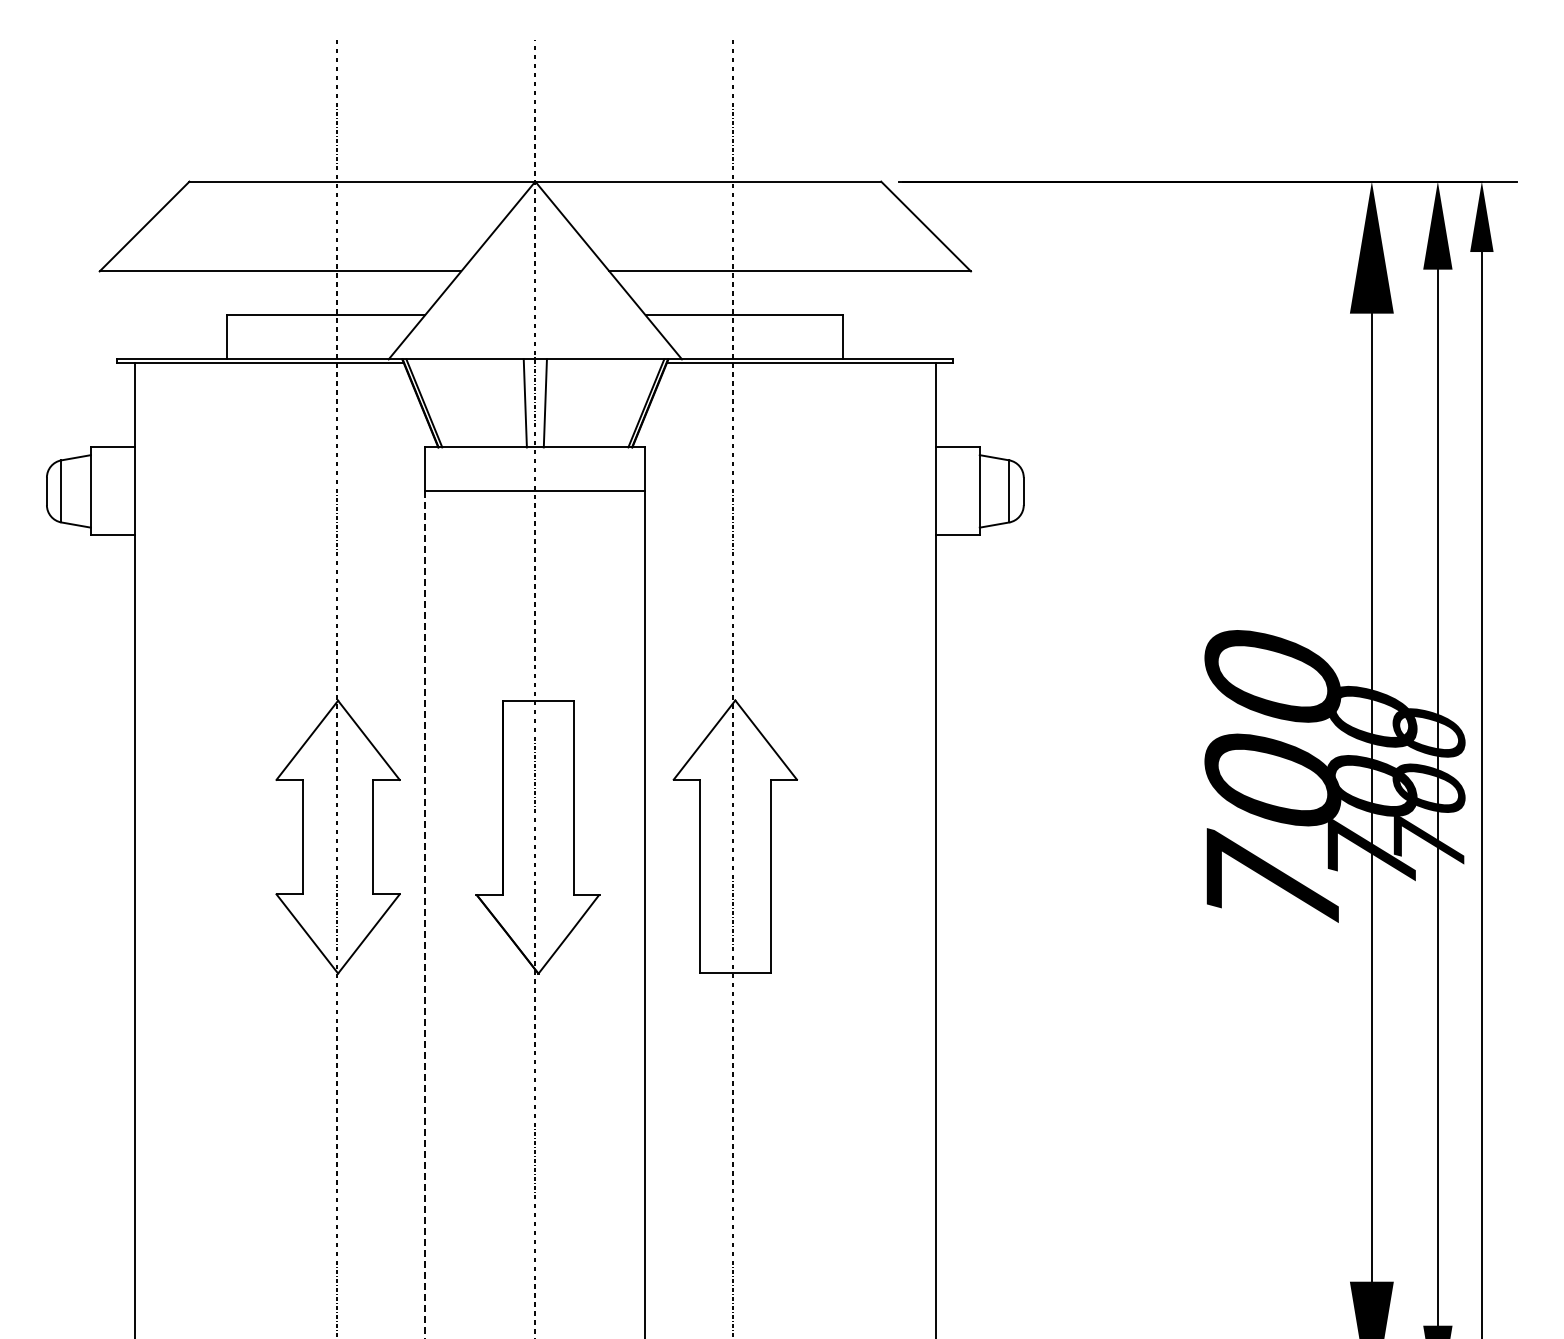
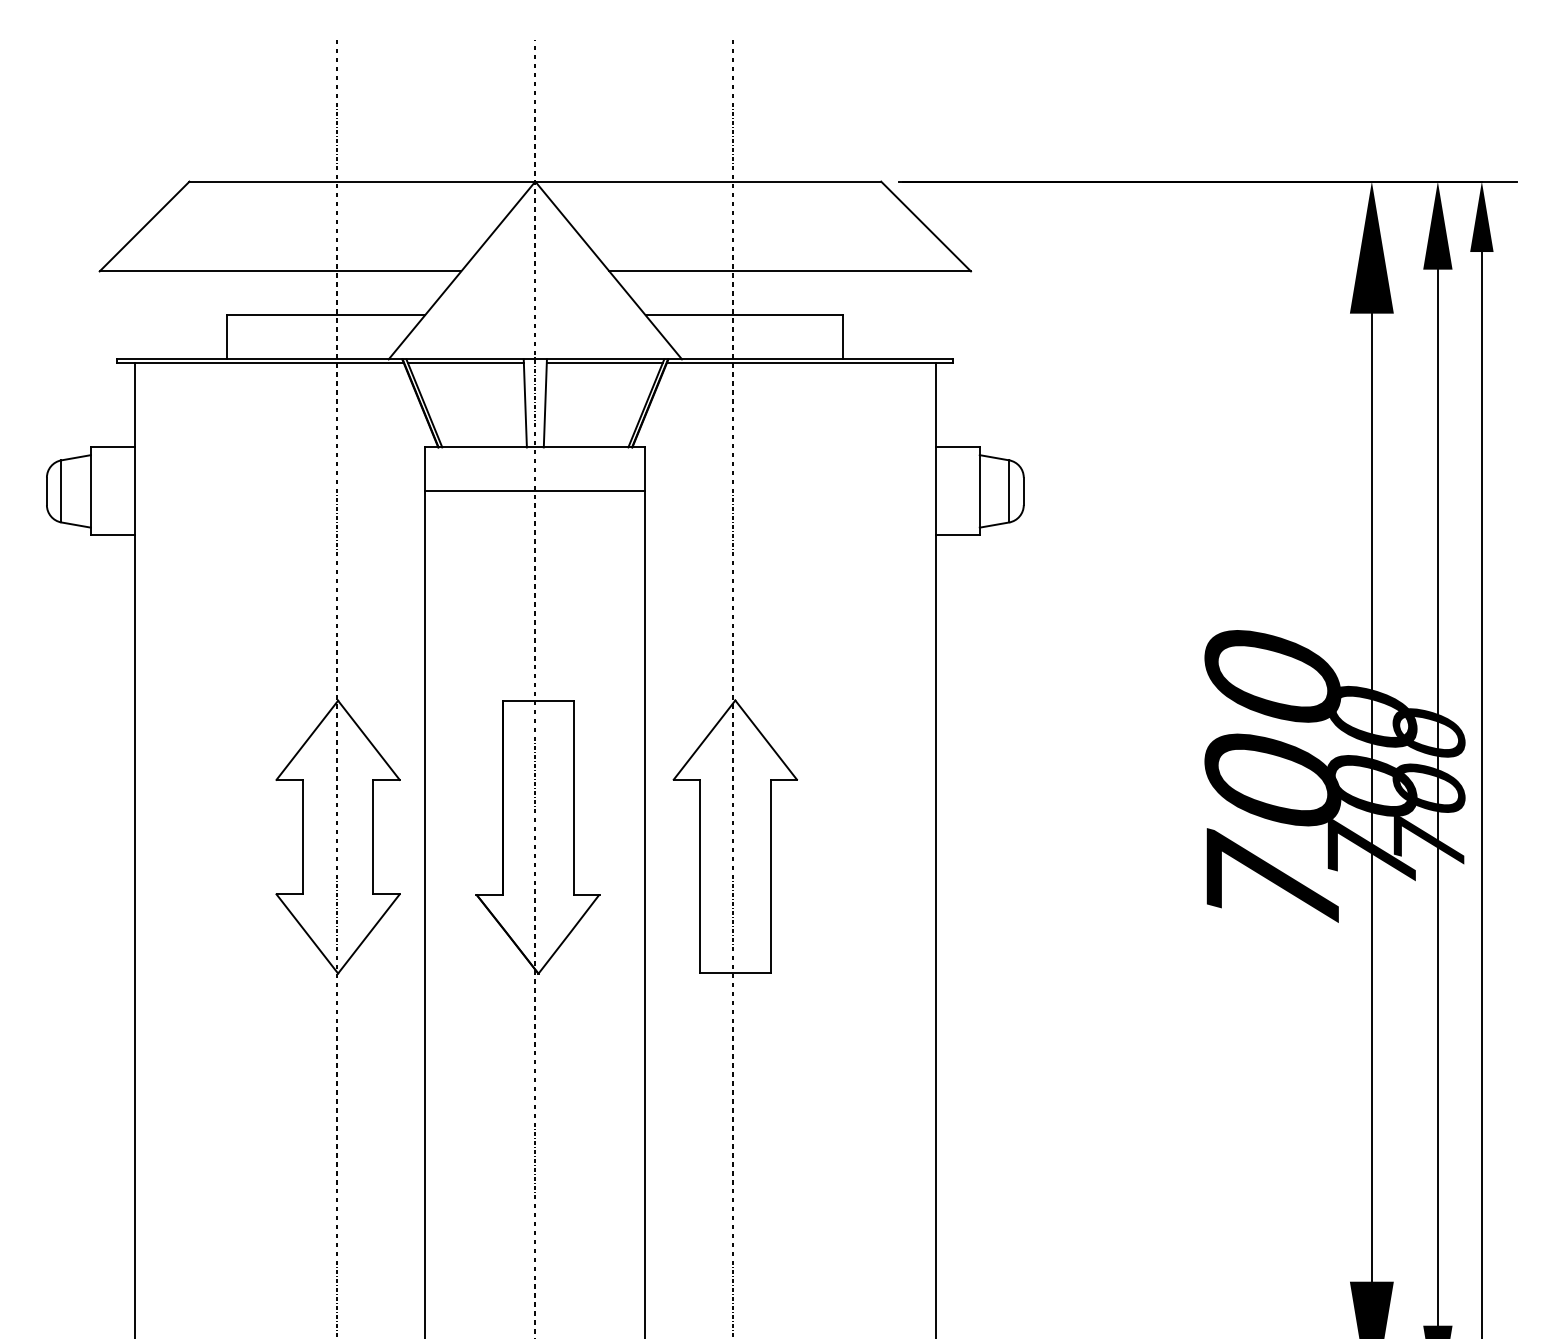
line: none -> present (465, 362)
line: none -> present (604, 362)
line: dashed -> solid (425, 915)
